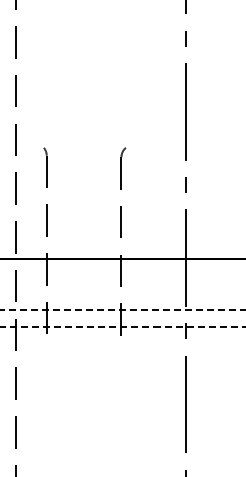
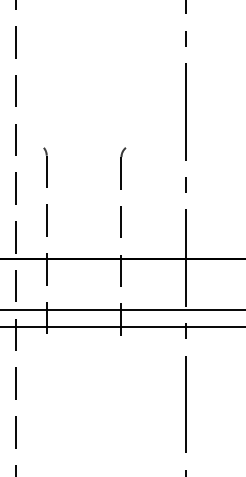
line: dashed -> solid (123, 309)
line: dashed -> solid (123, 327)
